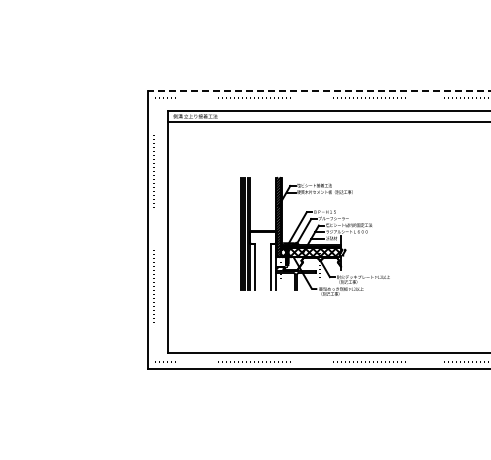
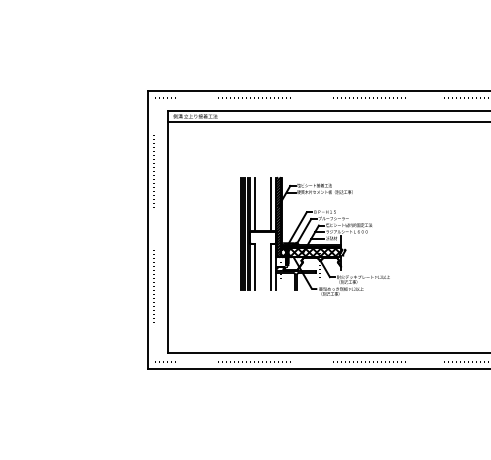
line: dashed -> solid (318, 91)
line: none -> present (255, 204)
line: none -> present (271, 204)
